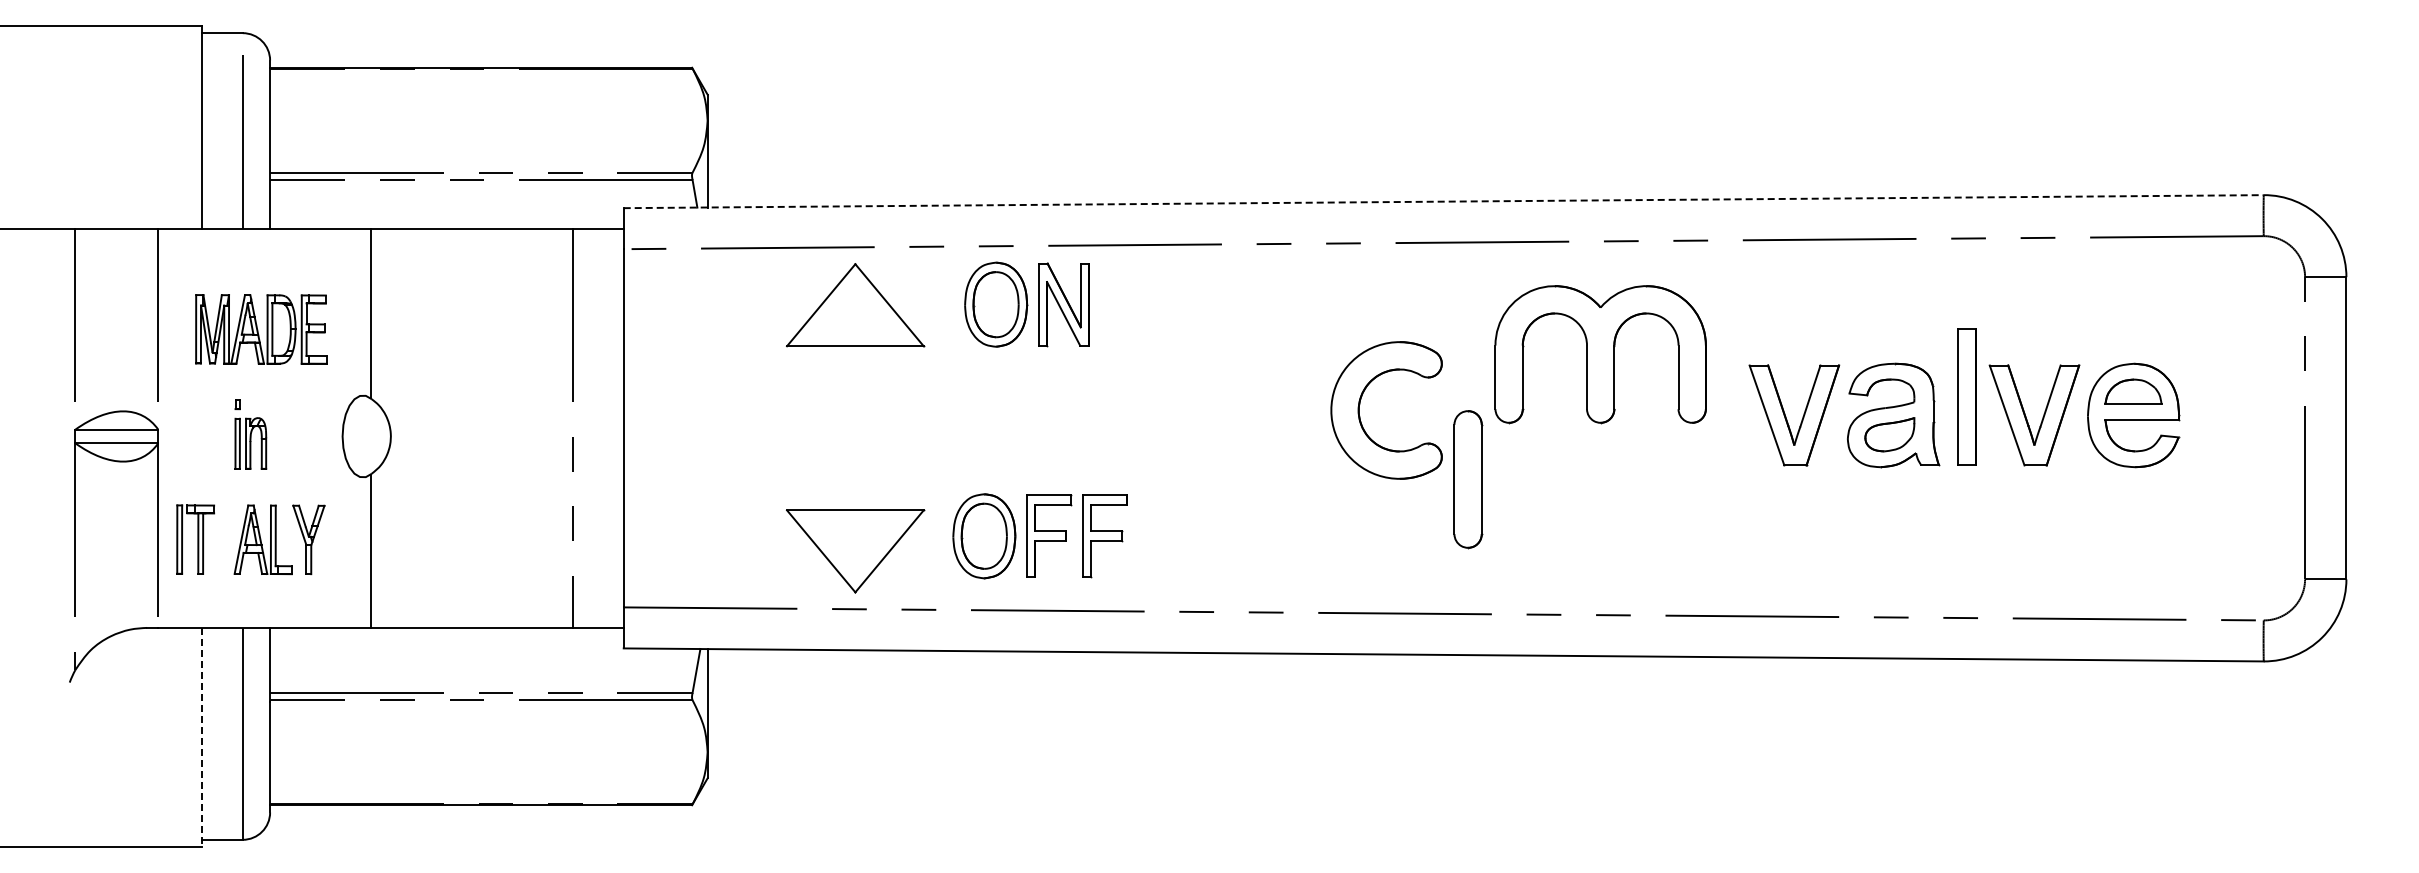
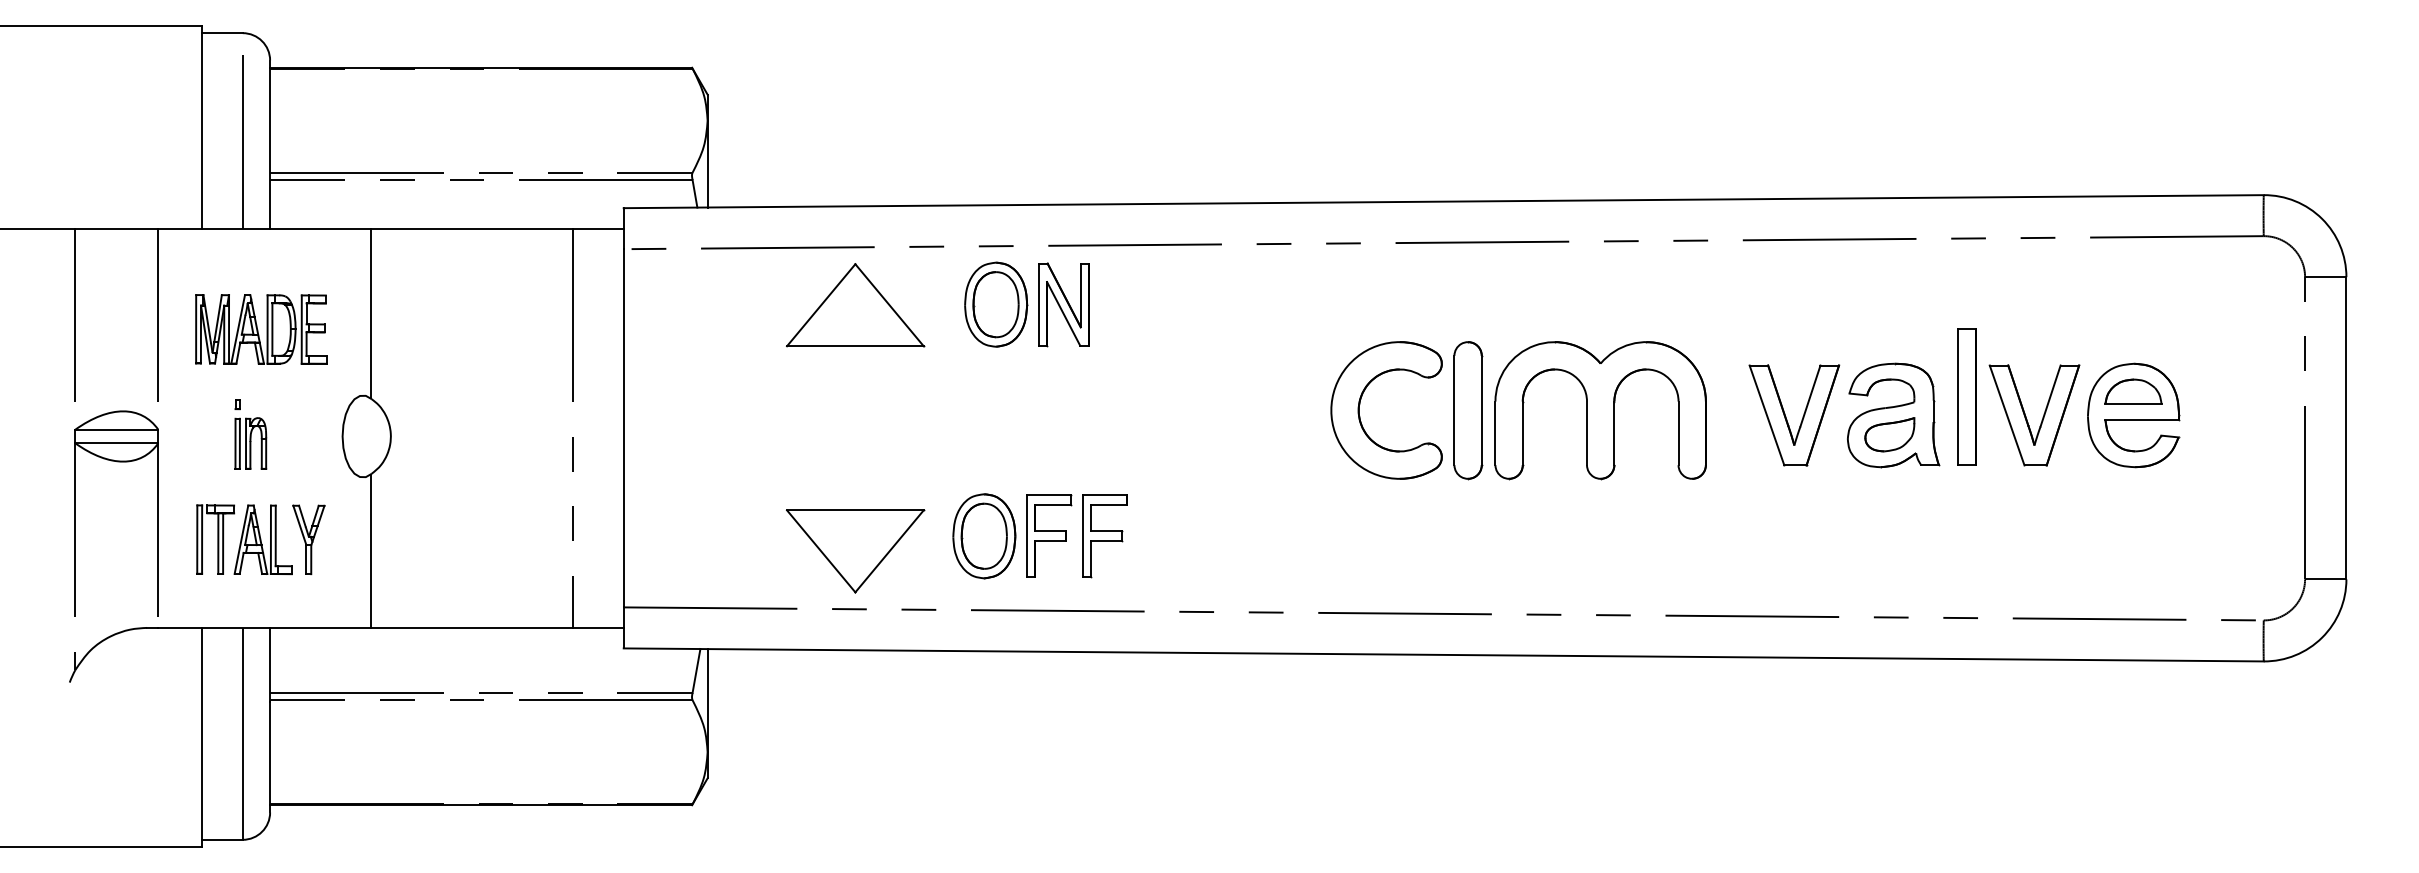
line: dashed -> solid (1444, 201)
part position: (1600, 354) -> (1600, 410) (1600, 410)
part position: (1468, 479) -> (1468, 410) (1468, 410)
part position: (195, 539) -> (215, 539) (215, 539)
line: dashed -> solid (201, 737)
